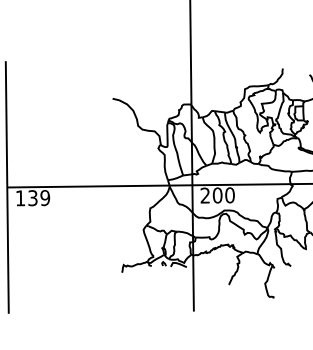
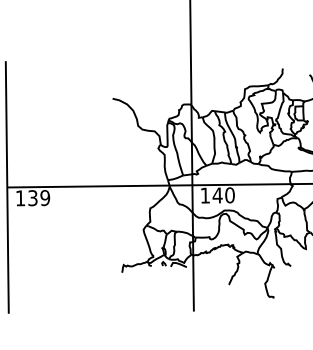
text: 200 -> 140 (211, 195)
